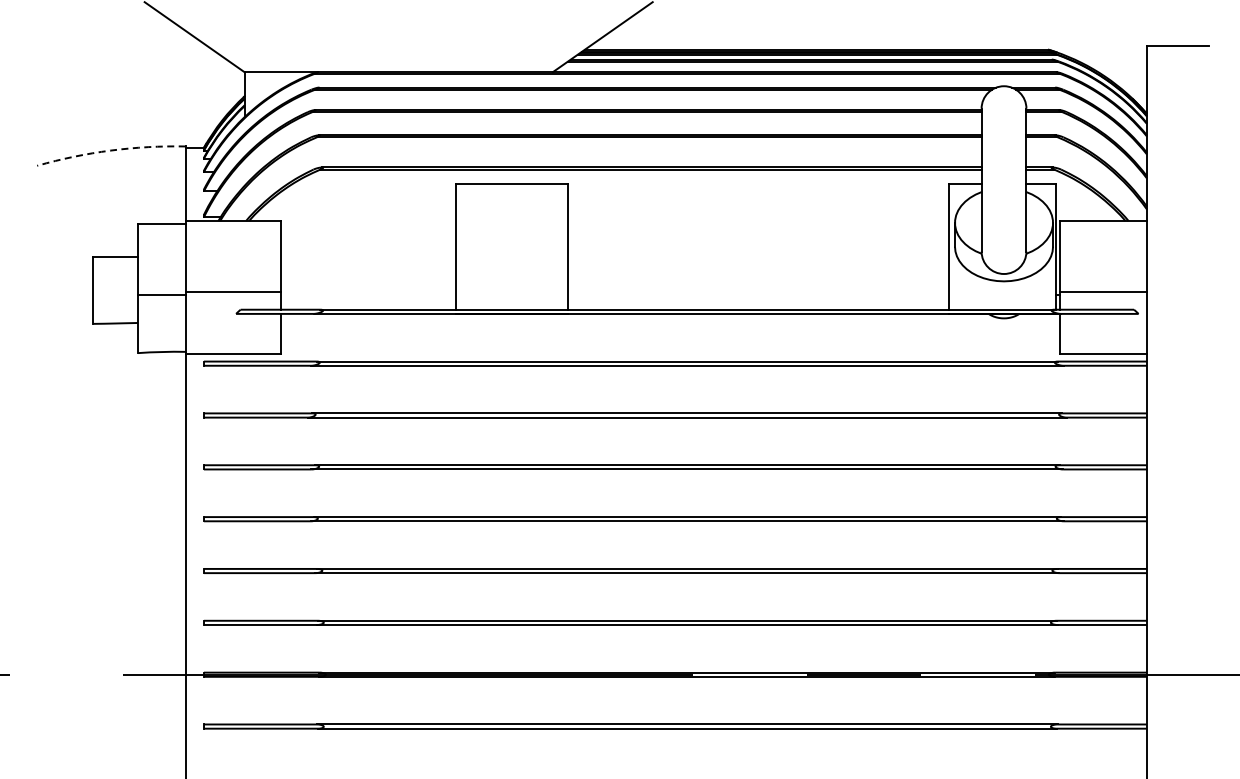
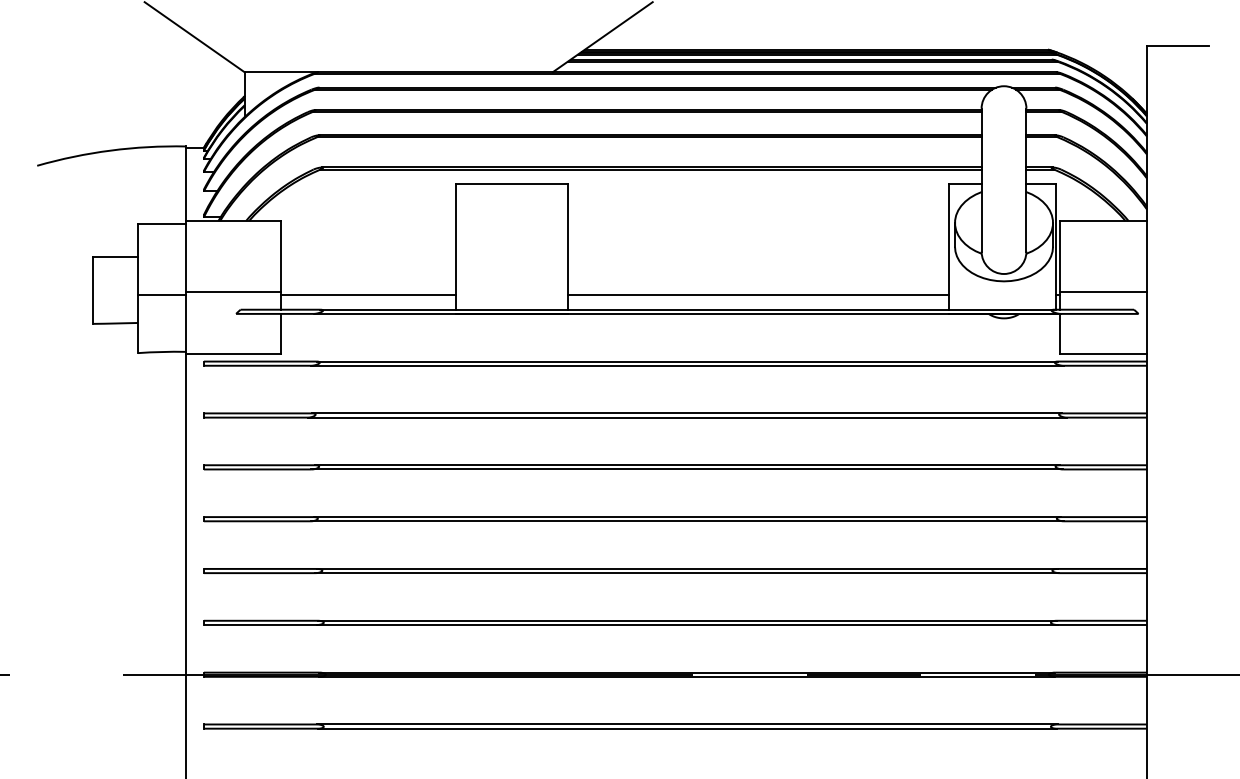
arc: dashed -> solid (110, 150)
line: none -> present (368, 294)
line: none -> present (758, 294)
